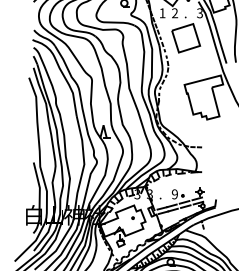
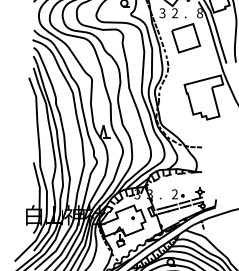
text: 1 -> 3 (162, 13)
text: 3 -> 8 (200, 13)
text: 9 -> 2 (174, 194)
